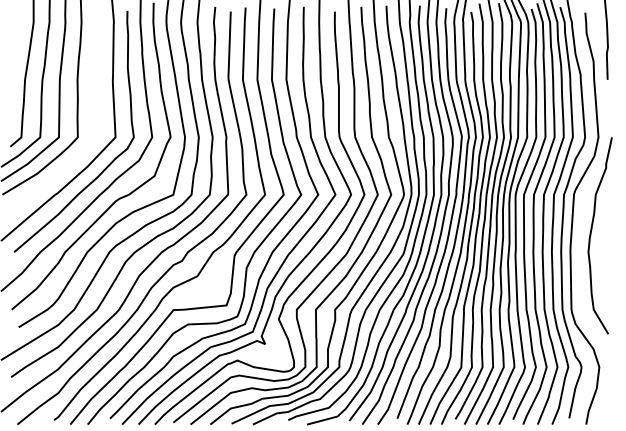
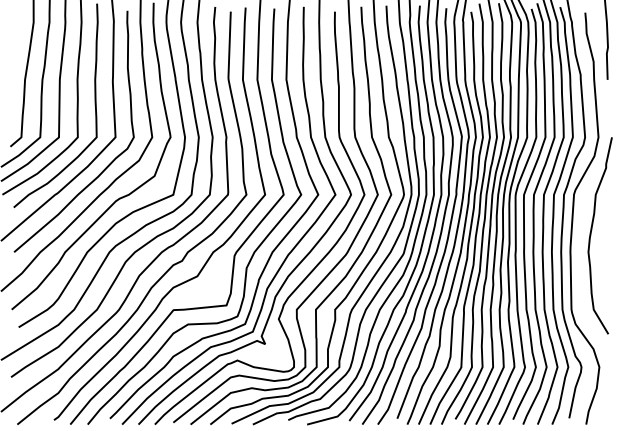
curve: none -> present (94, 105)
